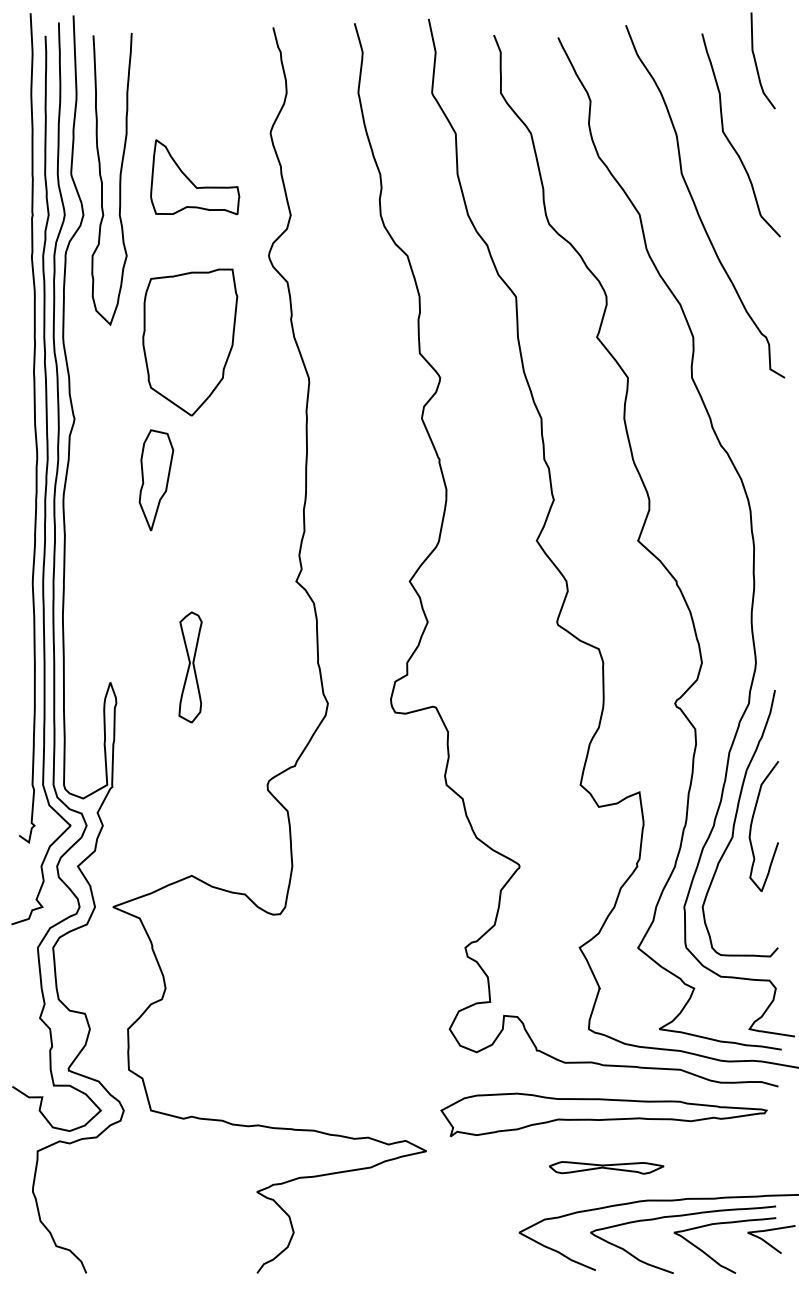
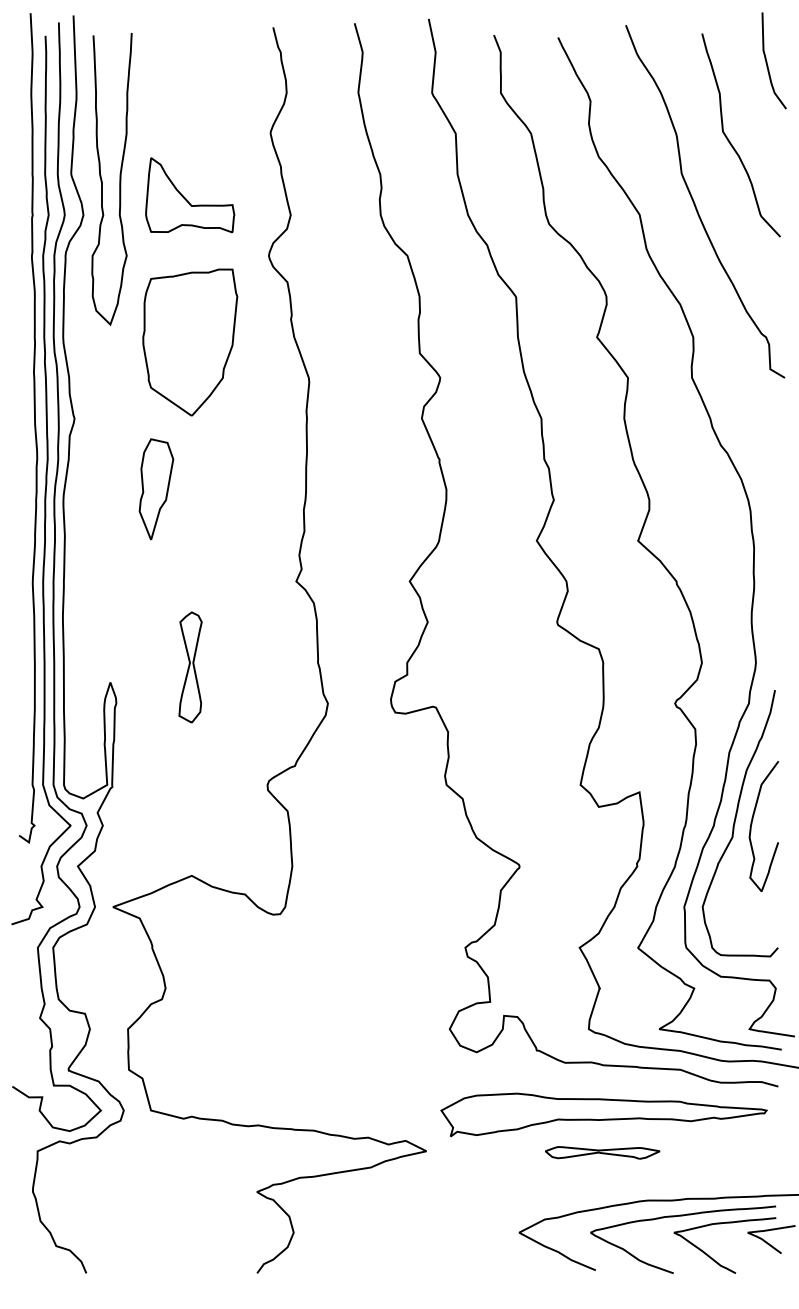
curve position: (756, 61) -> (767, 61) (767, 61)
part position: (195, 177) -> (190, 195) (190, 195)
part position: (156, 480) -> (156, 489) (156, 489)
part position: (606, 1167) -> (602, 1152) (602, 1152)
